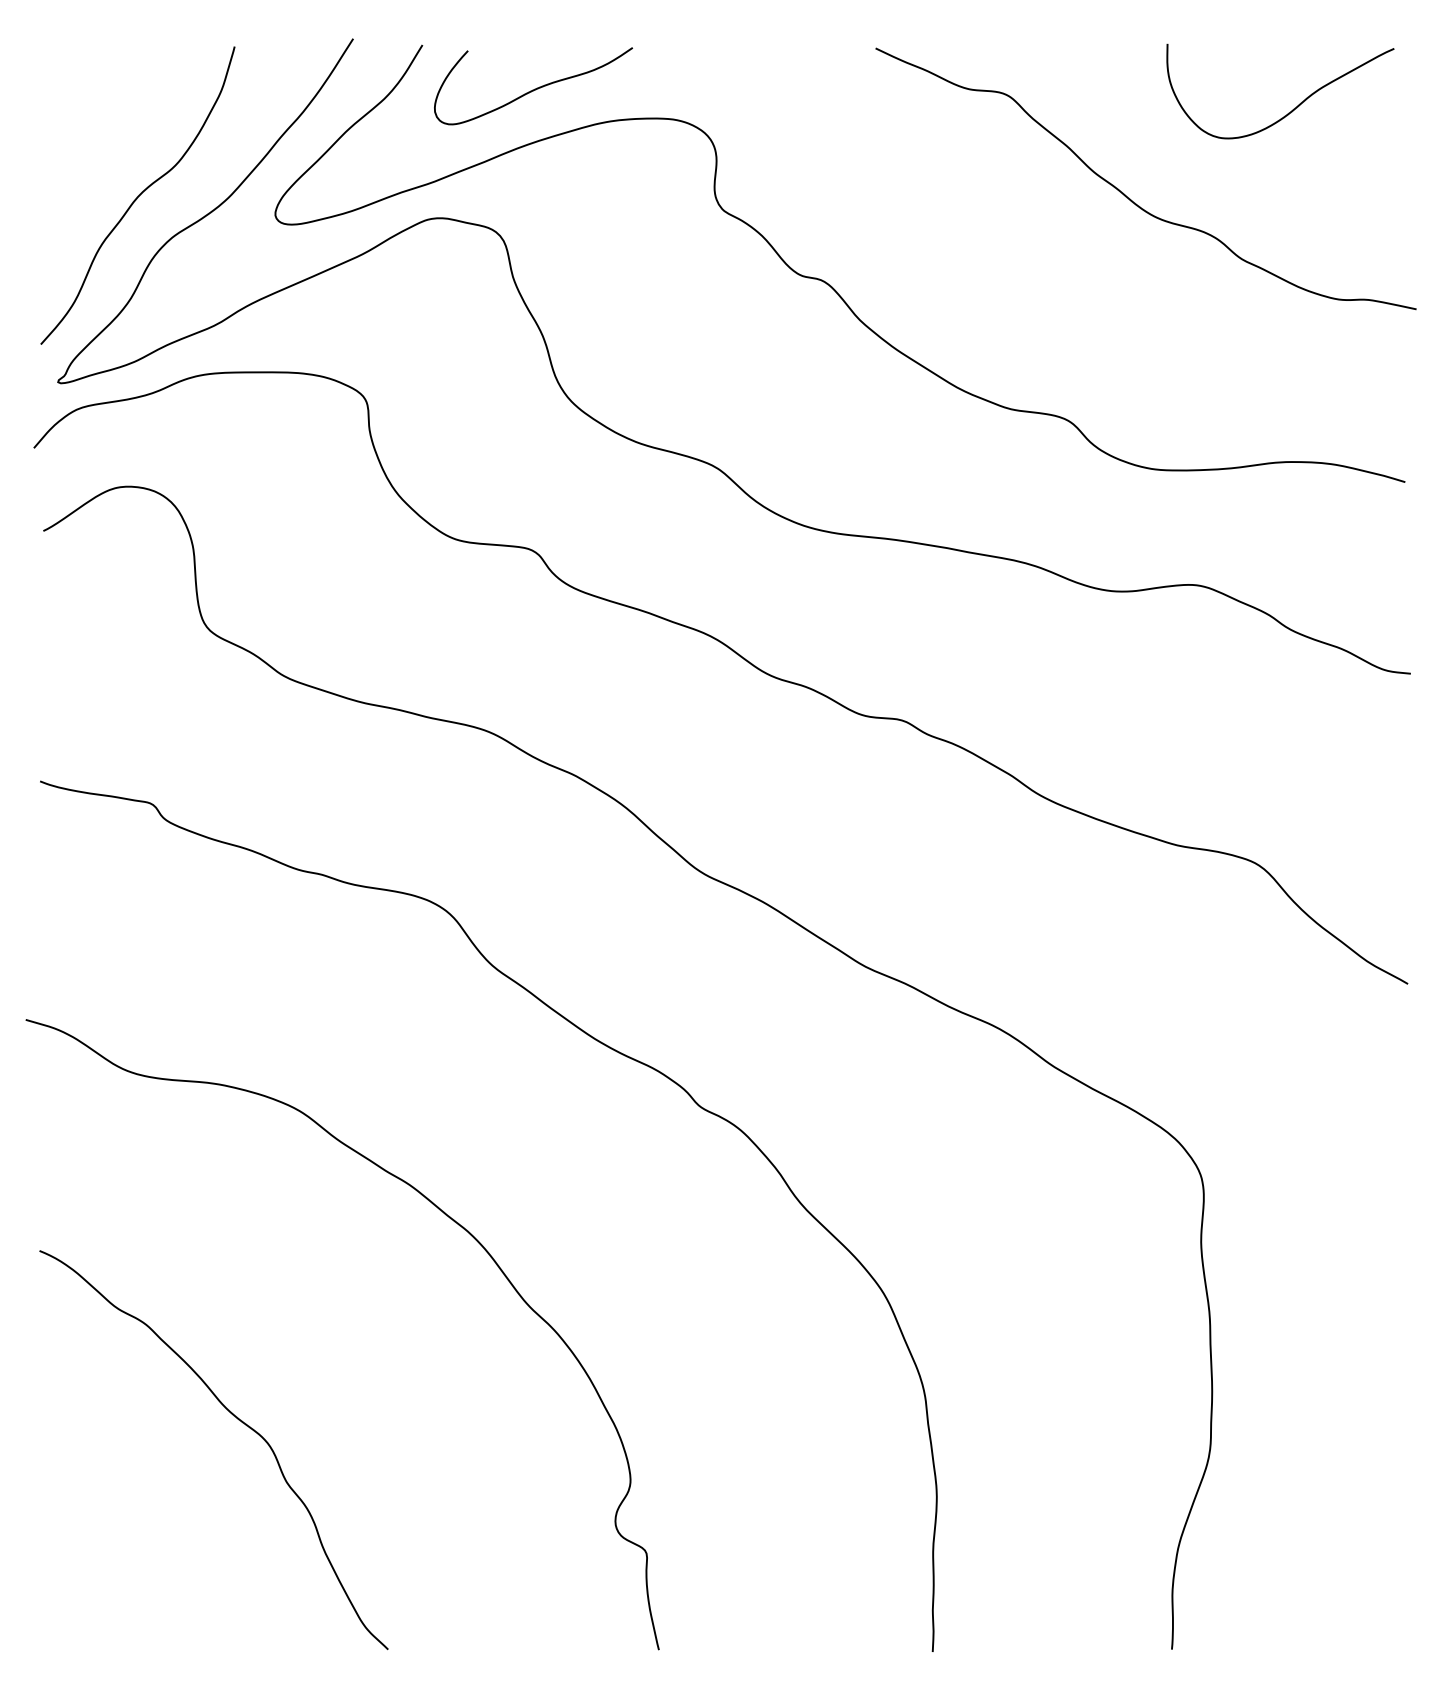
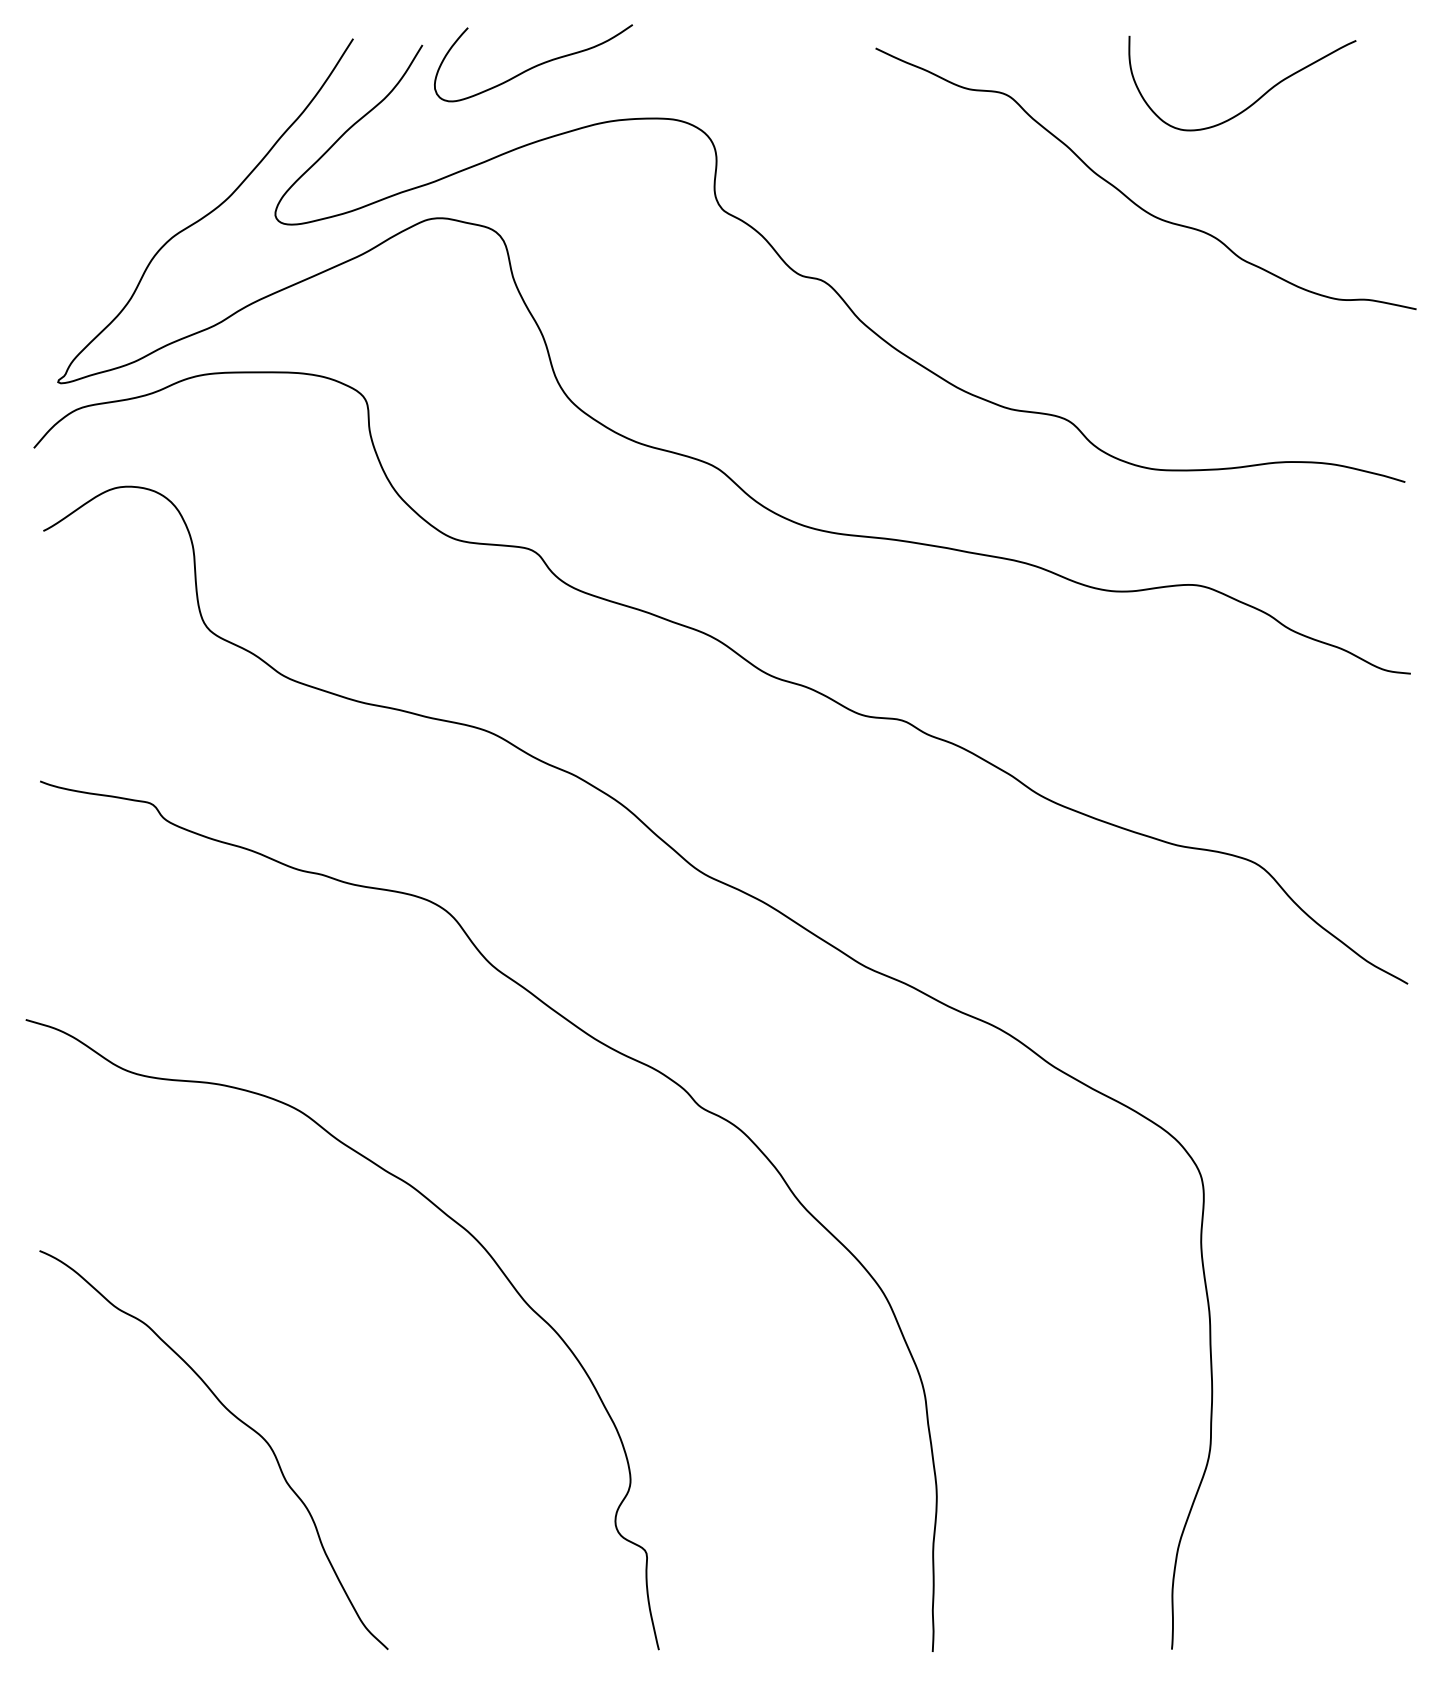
curve position: (534, 88) -> (534, 65) (534, 65)
curve position: (1293, 108) -> (1255, 100) (1255, 100)
curve: present -> none (138, 195)
